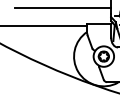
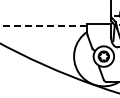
line: present -> none (63, 7)
line: solid -> dashed (43, 26)
